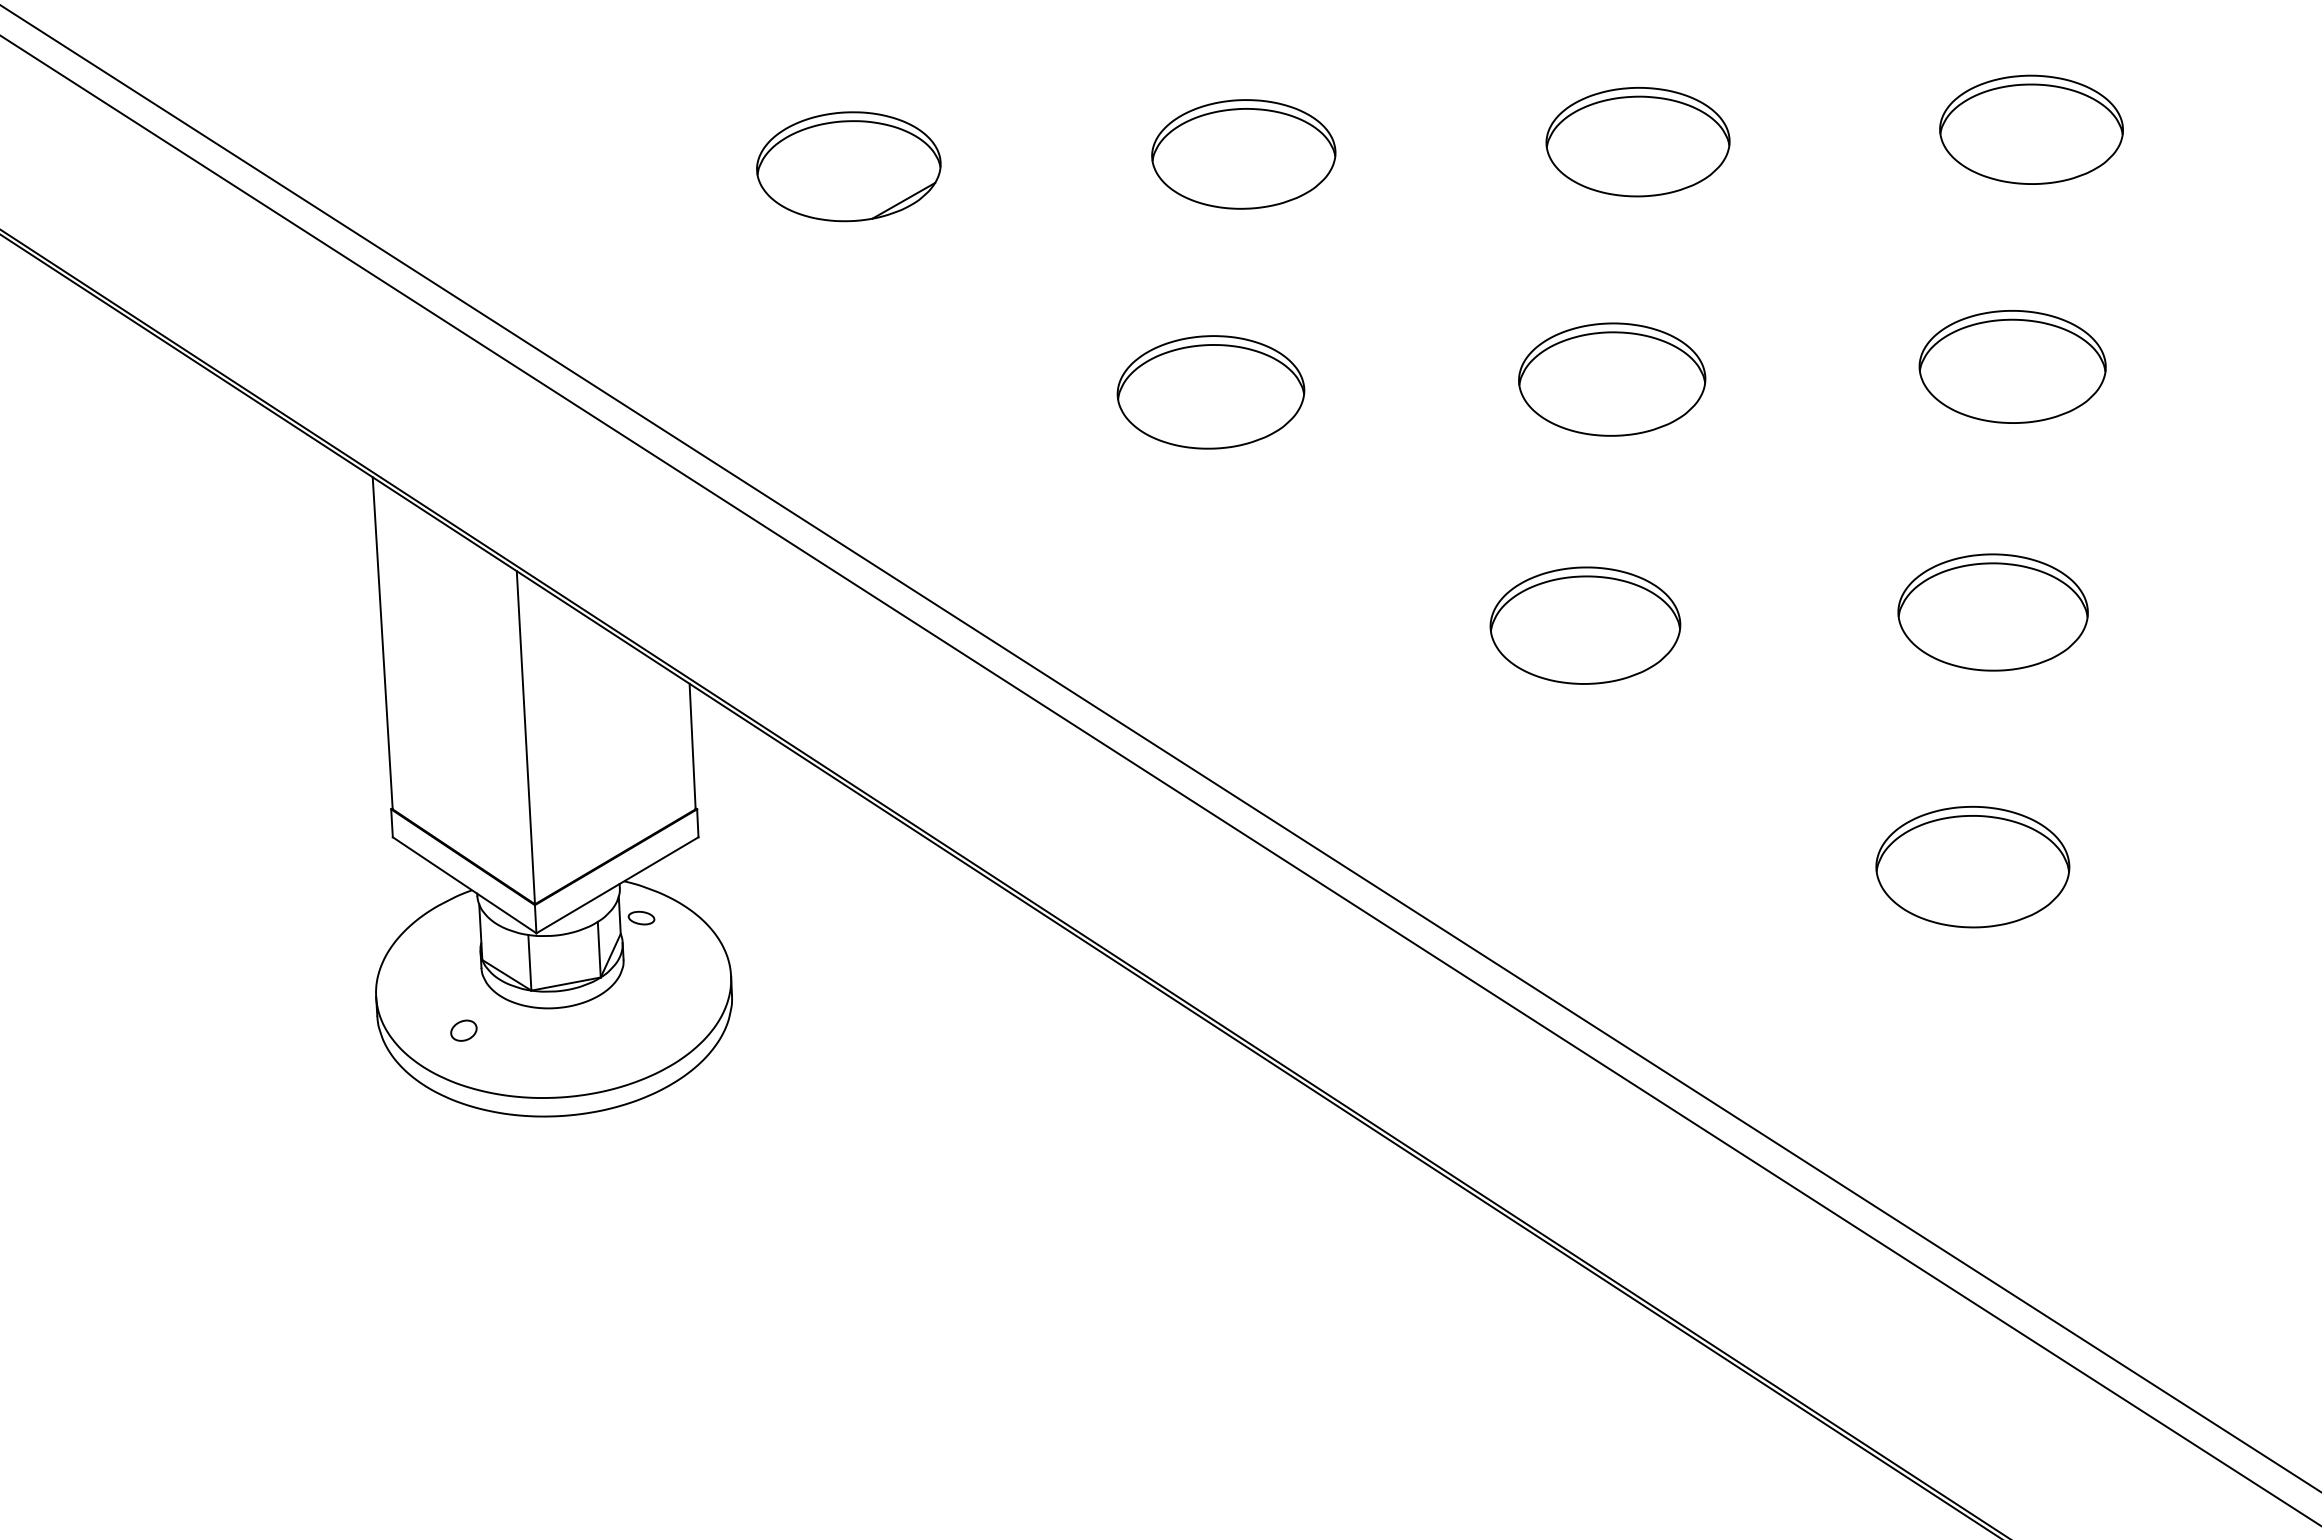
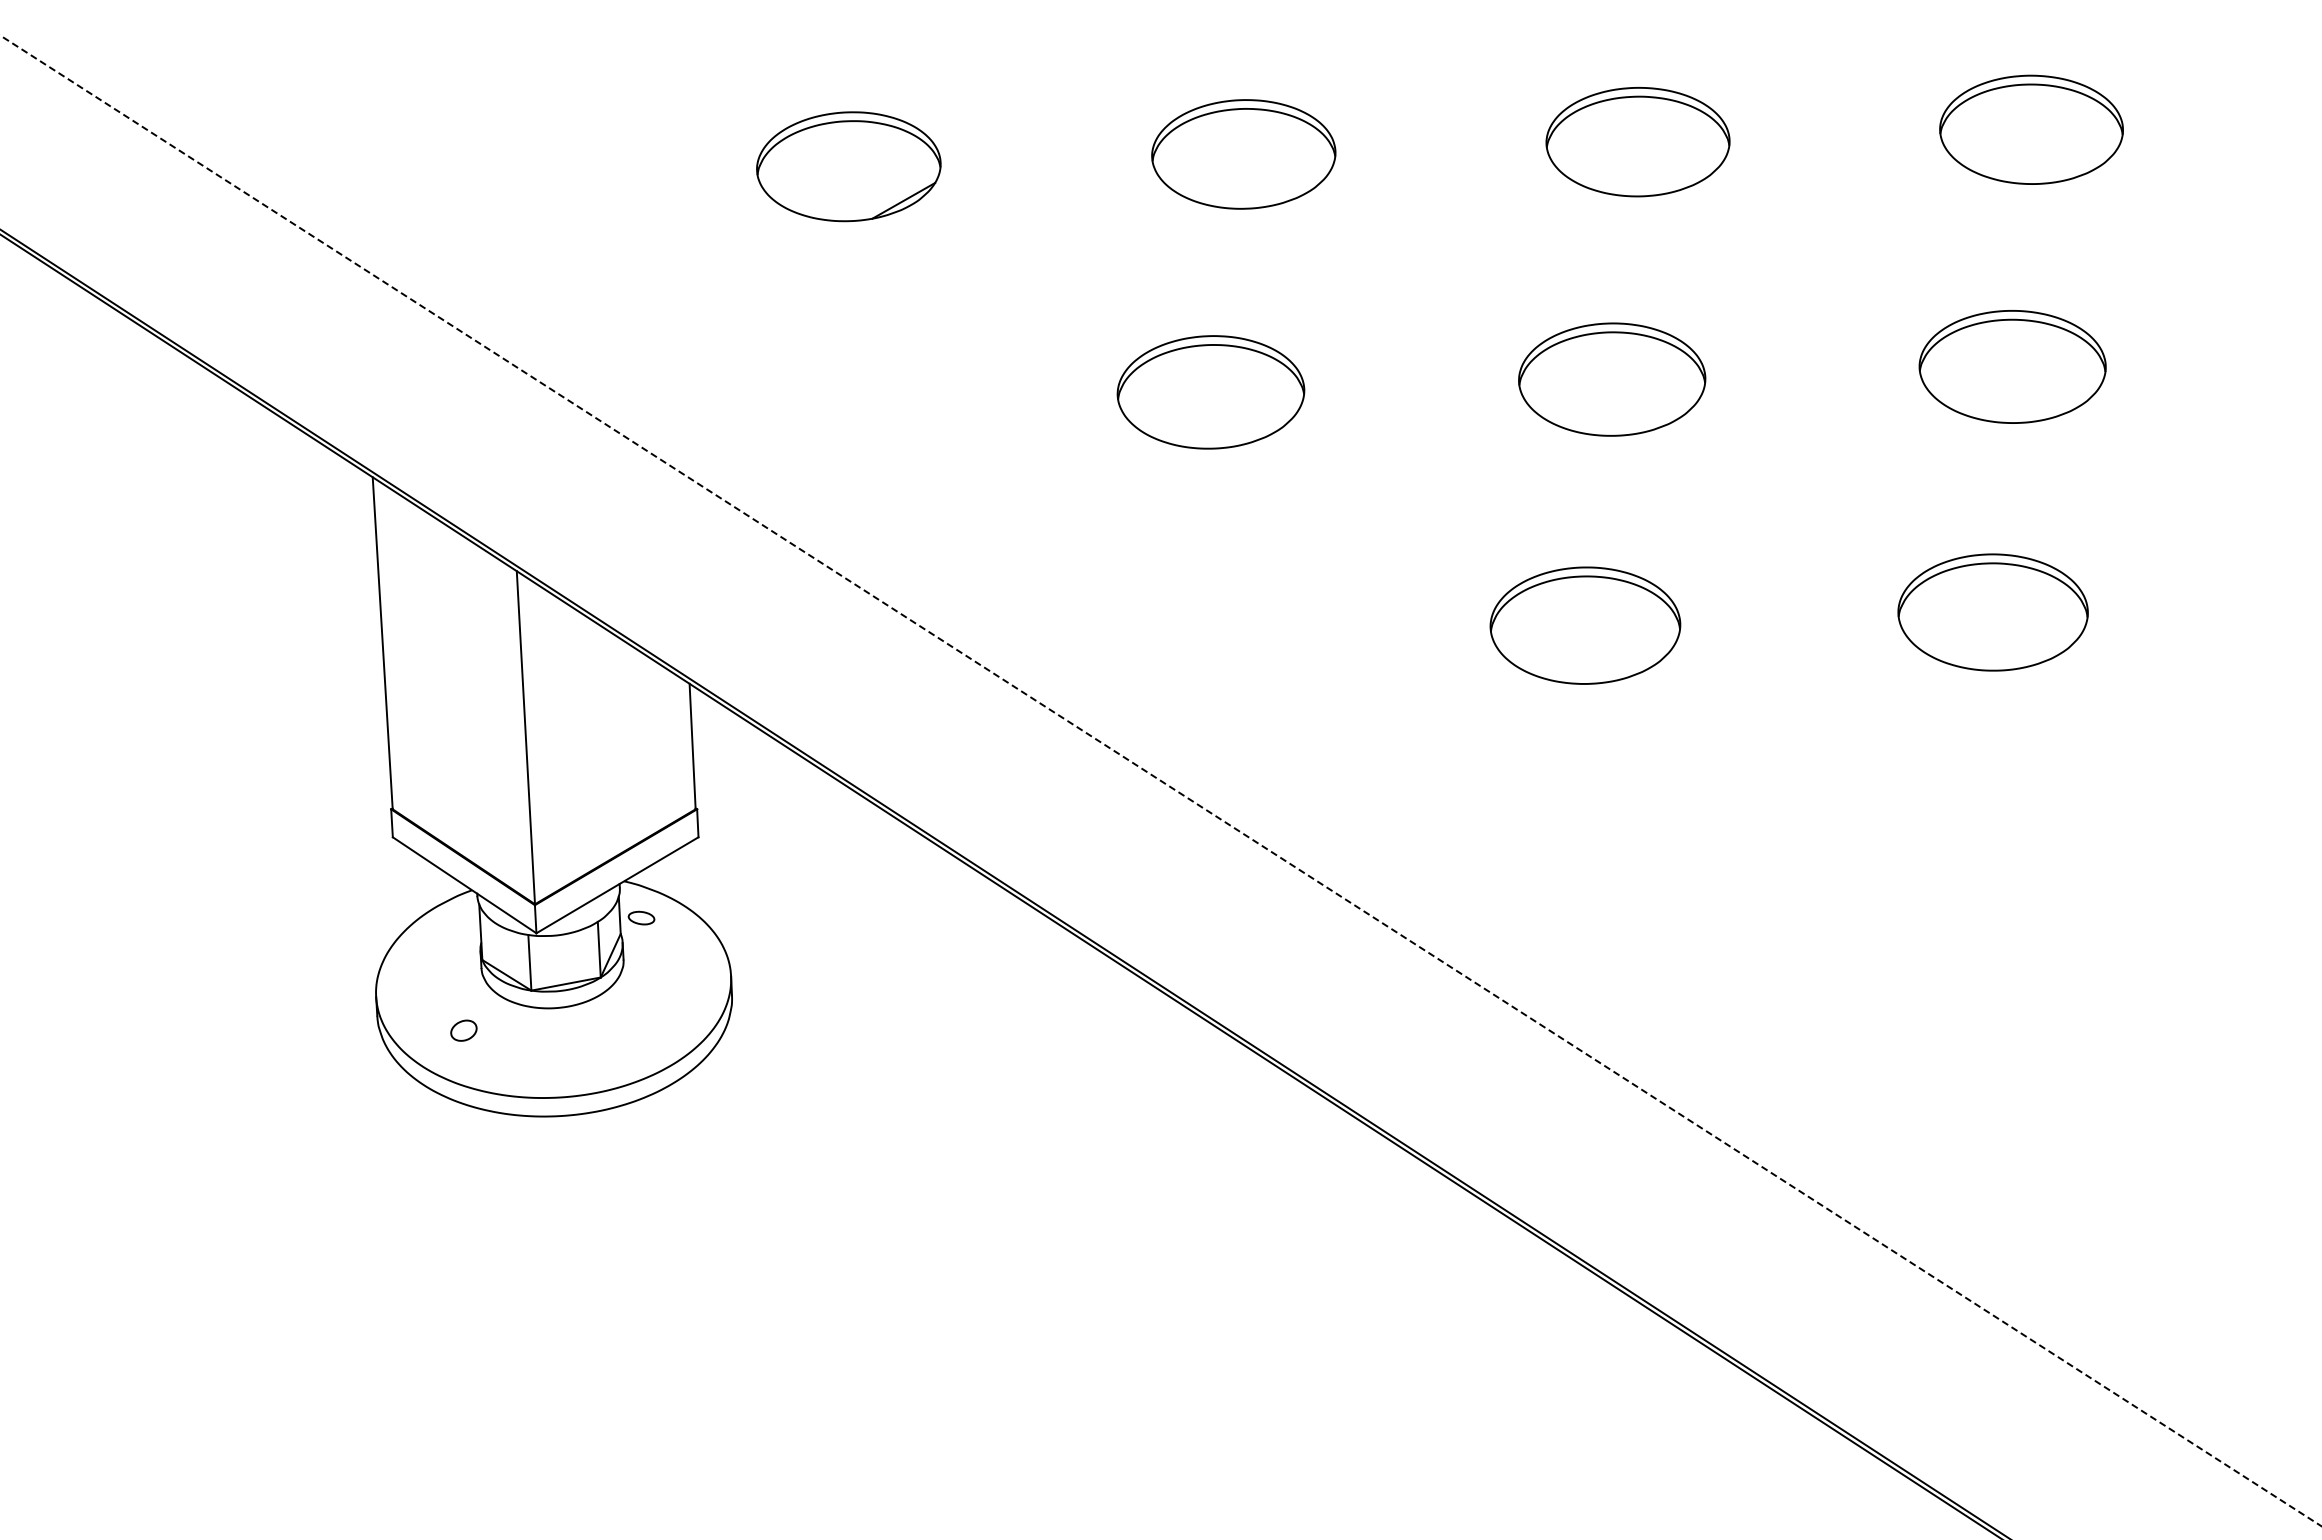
line: present -> none (1160, 748)
line: solid -> dashed (1160, 780)
part: present -> none (1972, 866)
